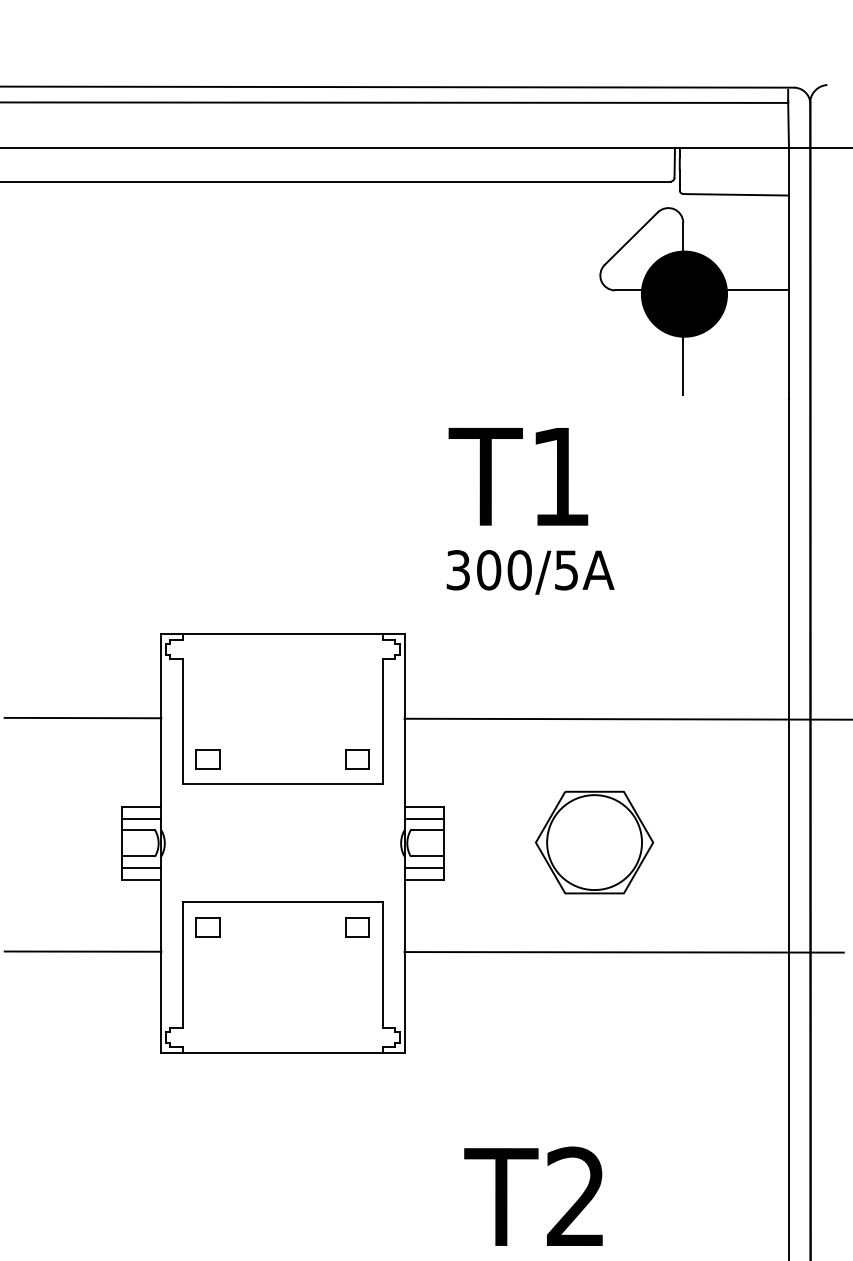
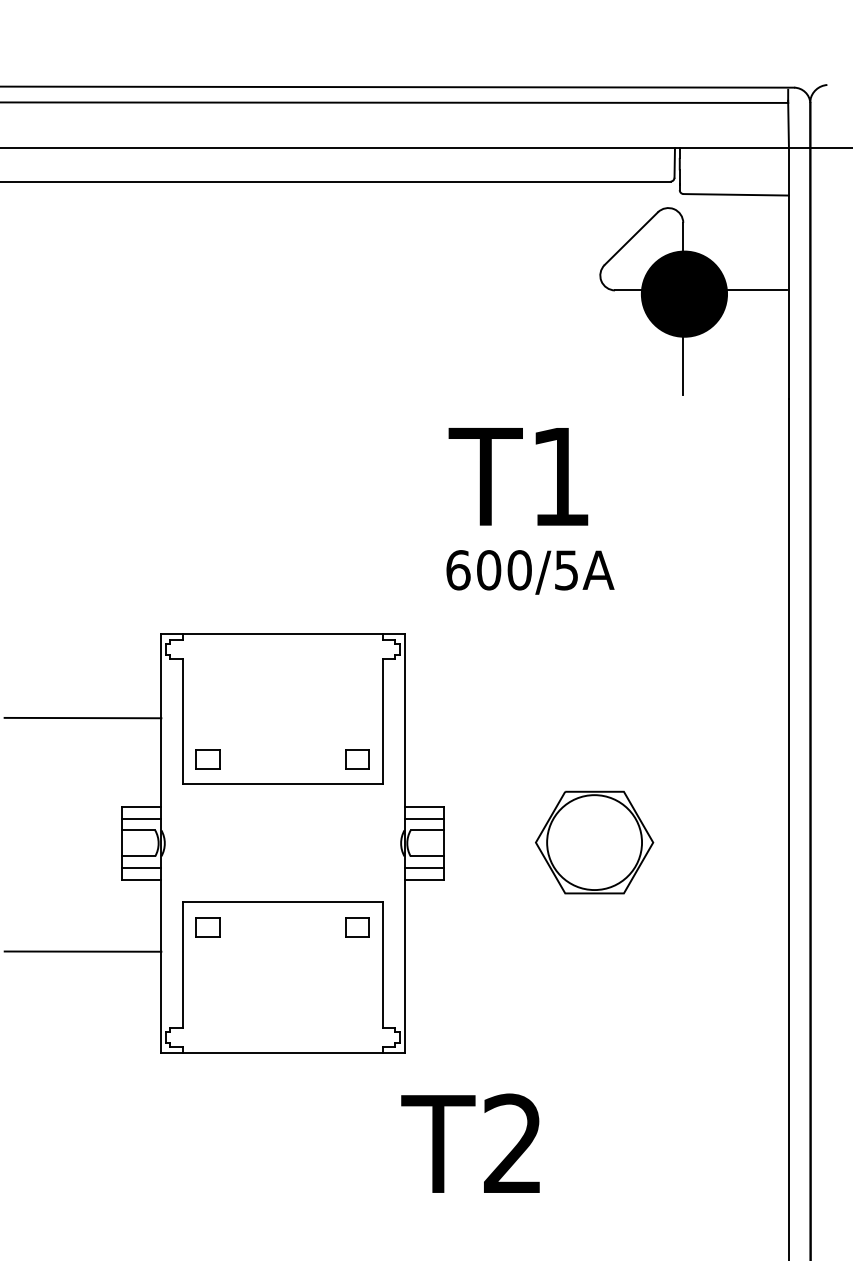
text: 300/5A -> 600/5A (458, 570)
line: present -> none (626, 718)
line: present -> none (623, 952)
text position: (533, 1195) -> (470, 1142) (470, 1142)
